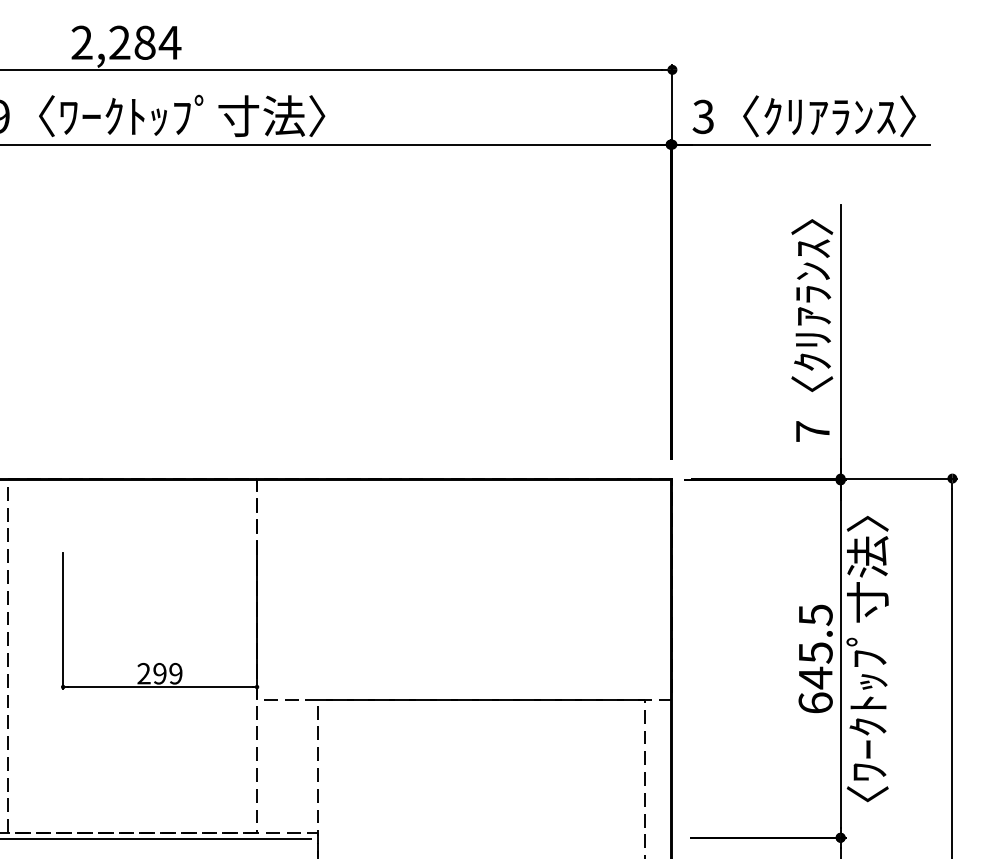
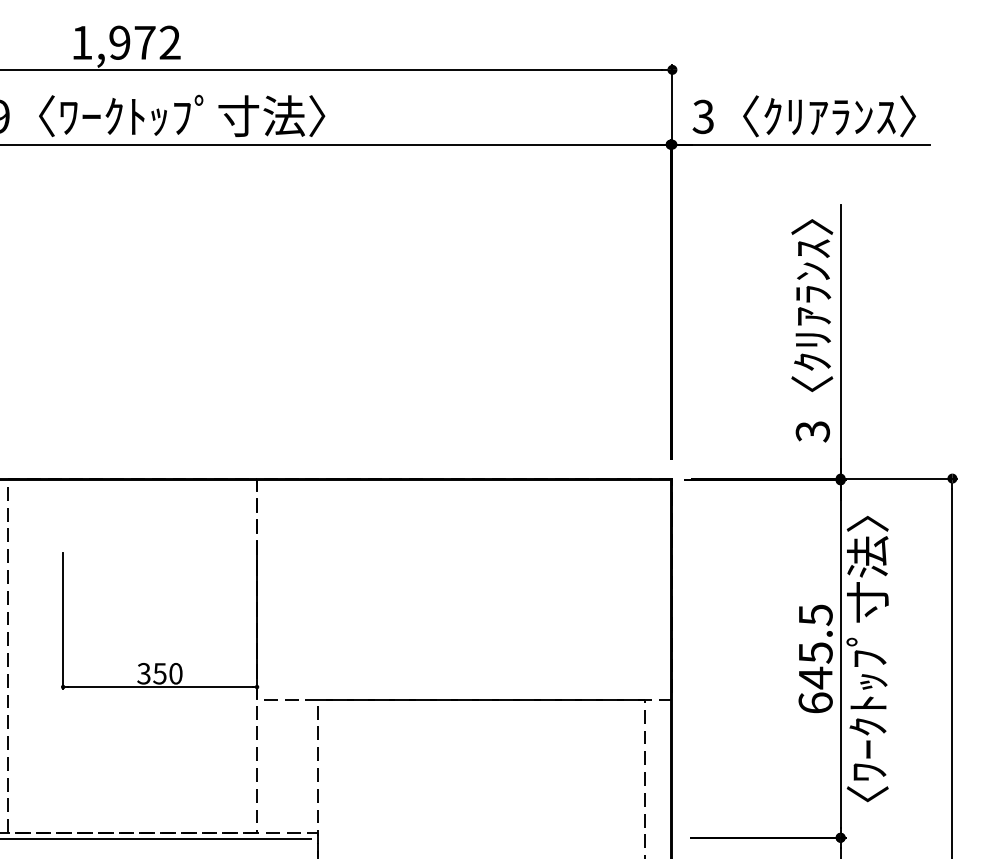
text: 2,284 -> 1,972 (126, 42)
text: 7 -> 3 (812, 431)
text: 299 -> 350 (159, 673)
